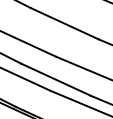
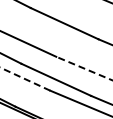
line: solid -> dashed (84, 68)
line: solid -> dashed (25, 79)
